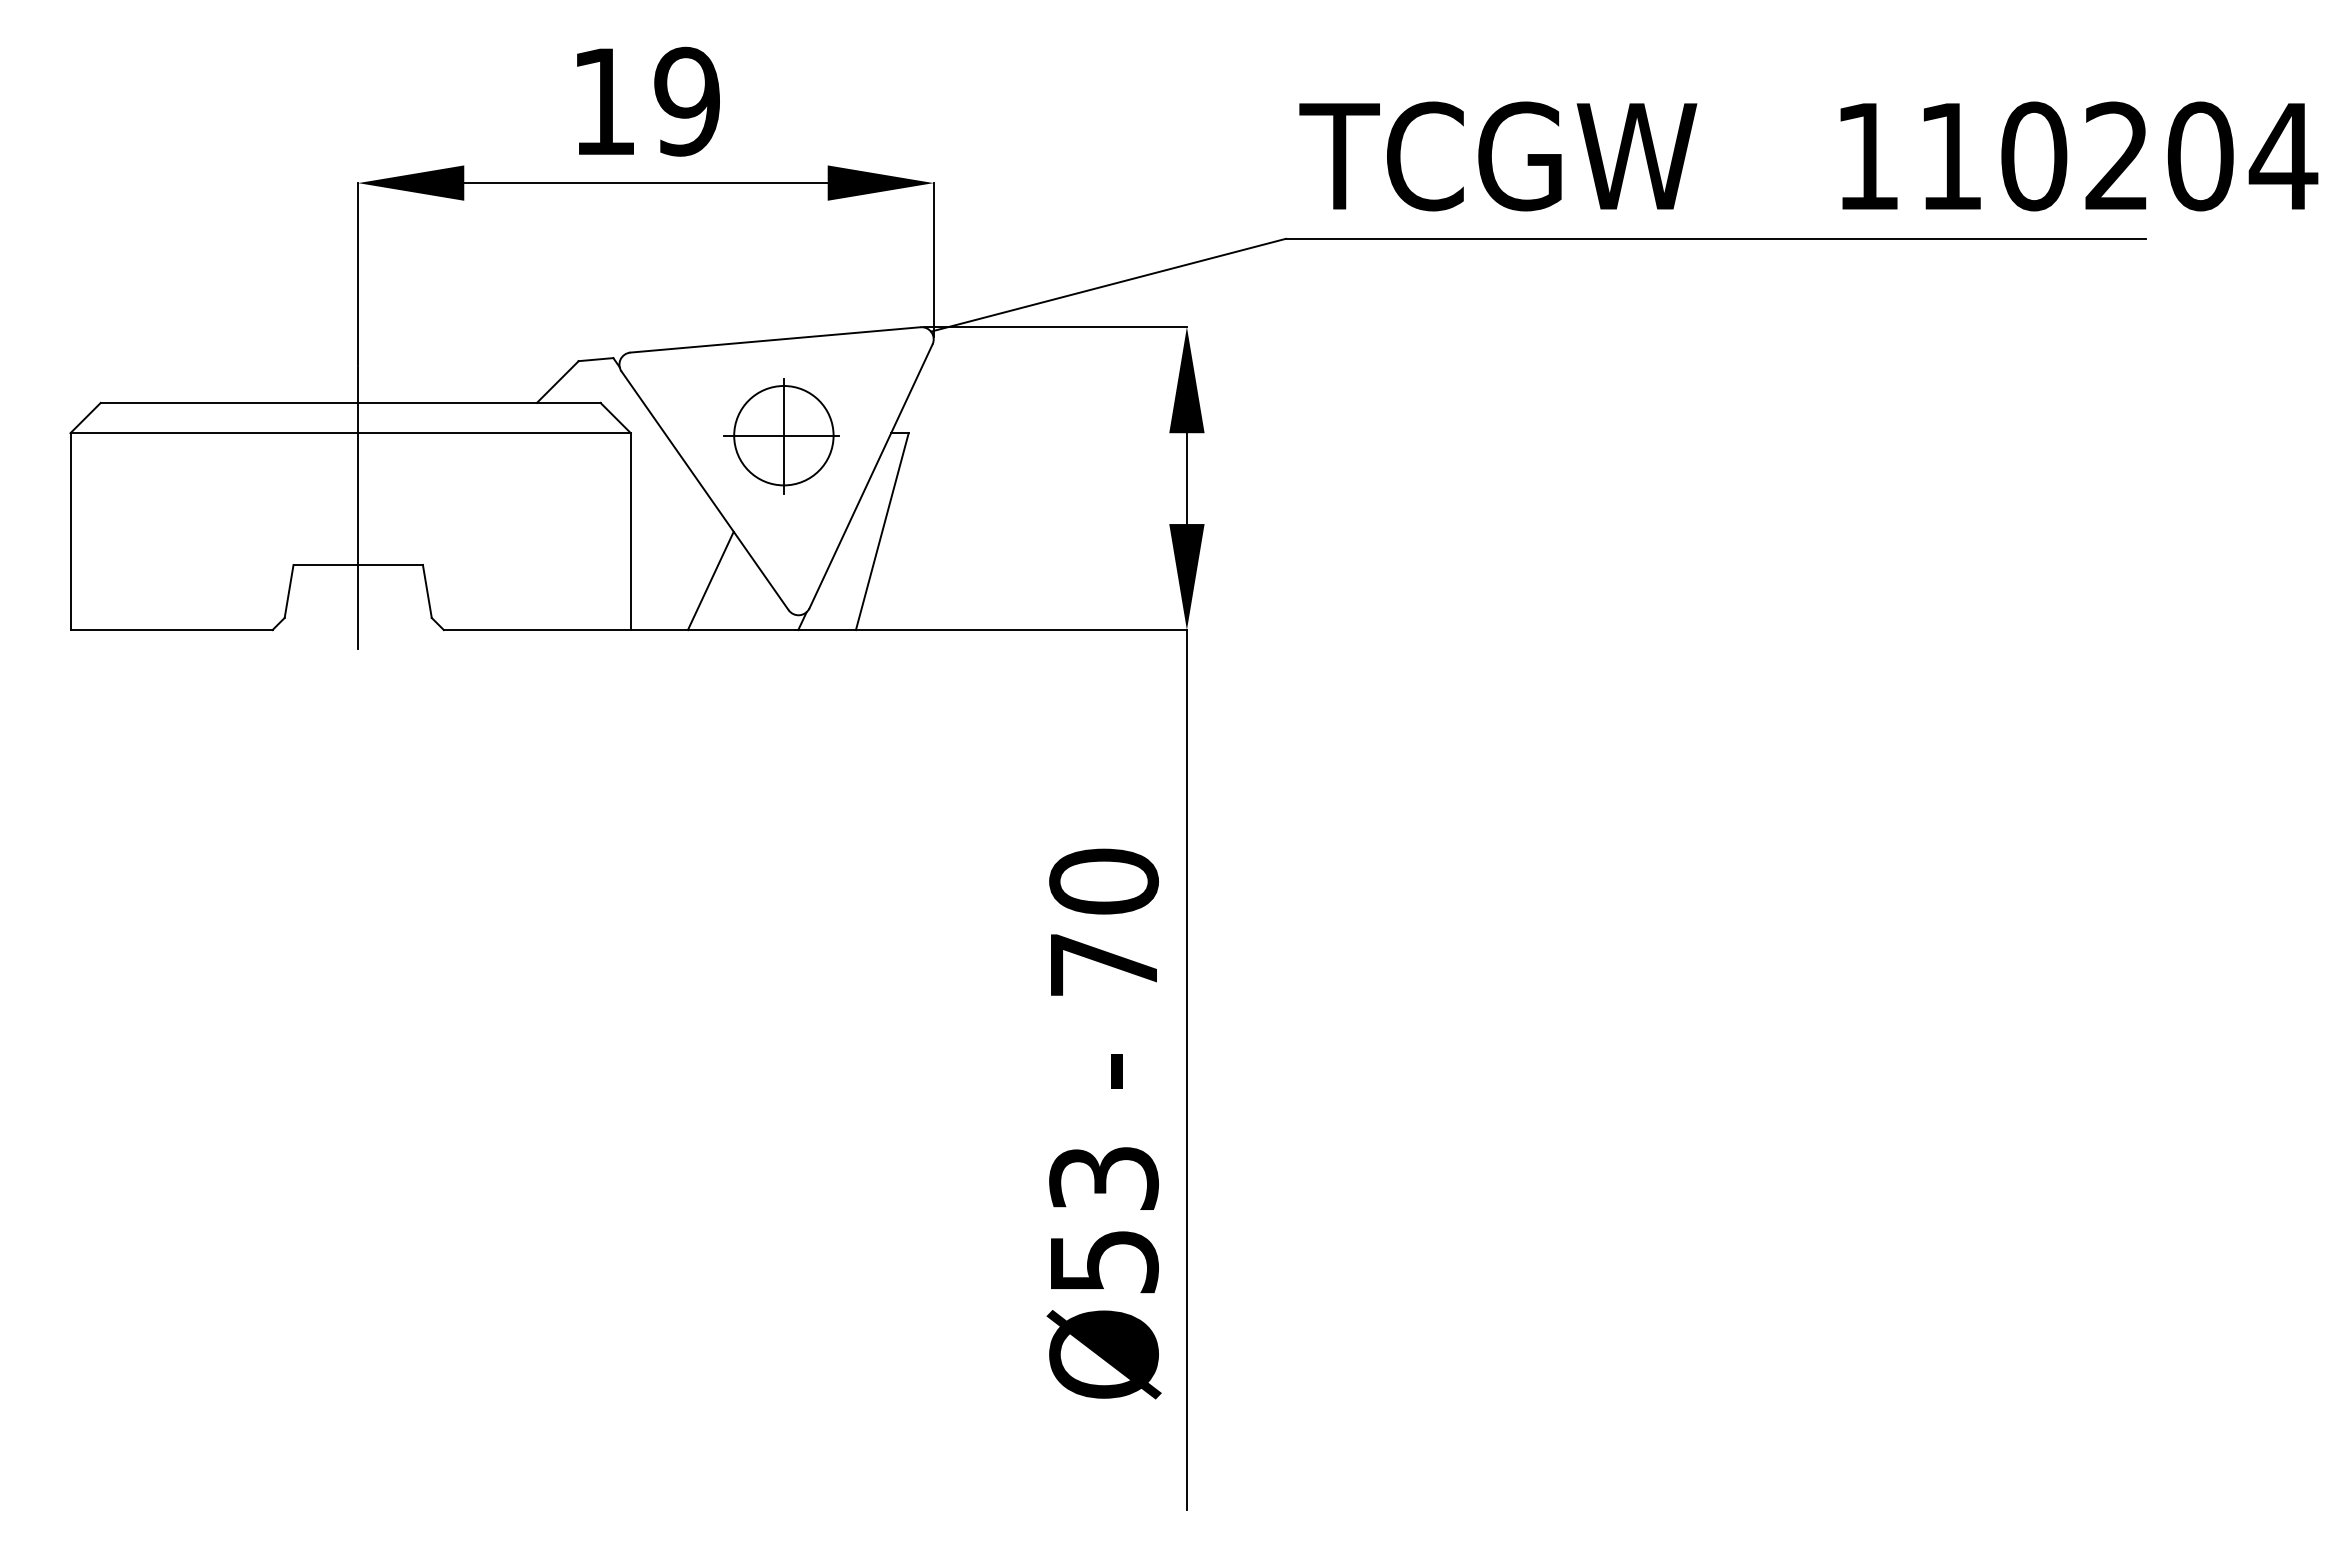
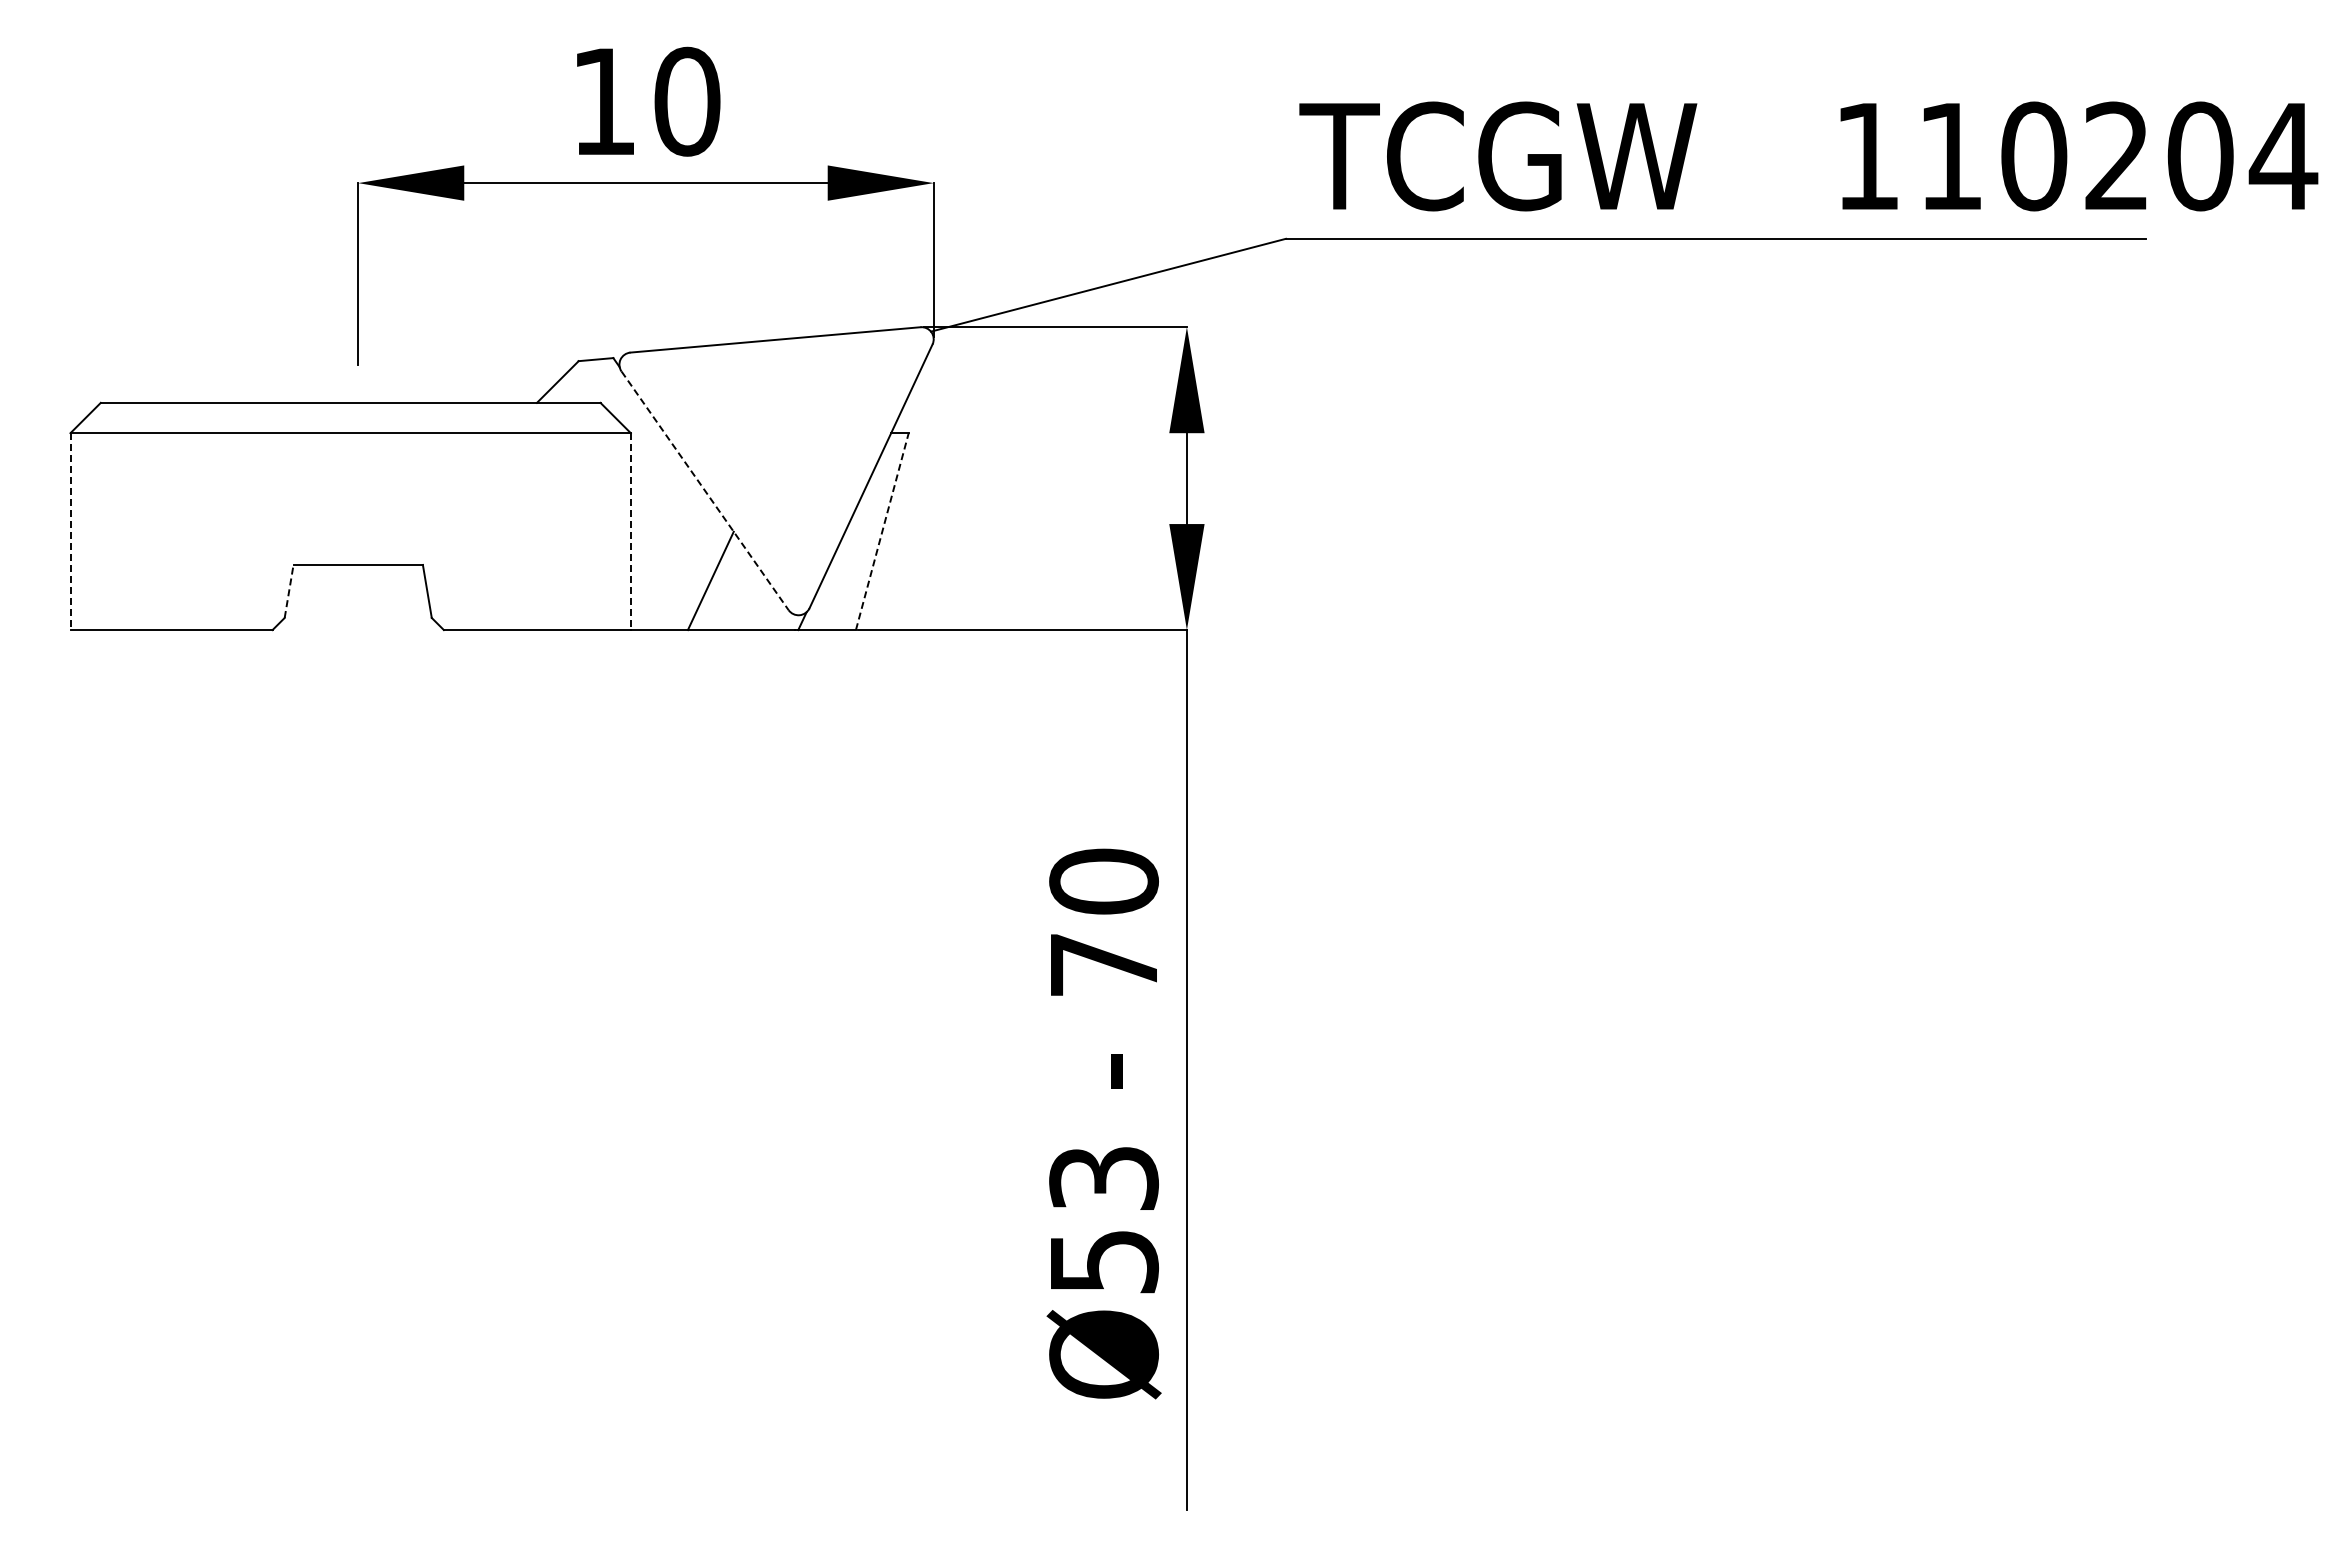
text: 19 -> 10 (687, 101)
part: present -> none (781, 436)
line: solid -> dashed (705, 490)
line: present -> none (358, 508)
line: solid -> dashed (882, 531)
line: solid -> dashed (70, 532)
line: solid -> dashed (630, 532)
line: solid -> dashed (289, 591)
